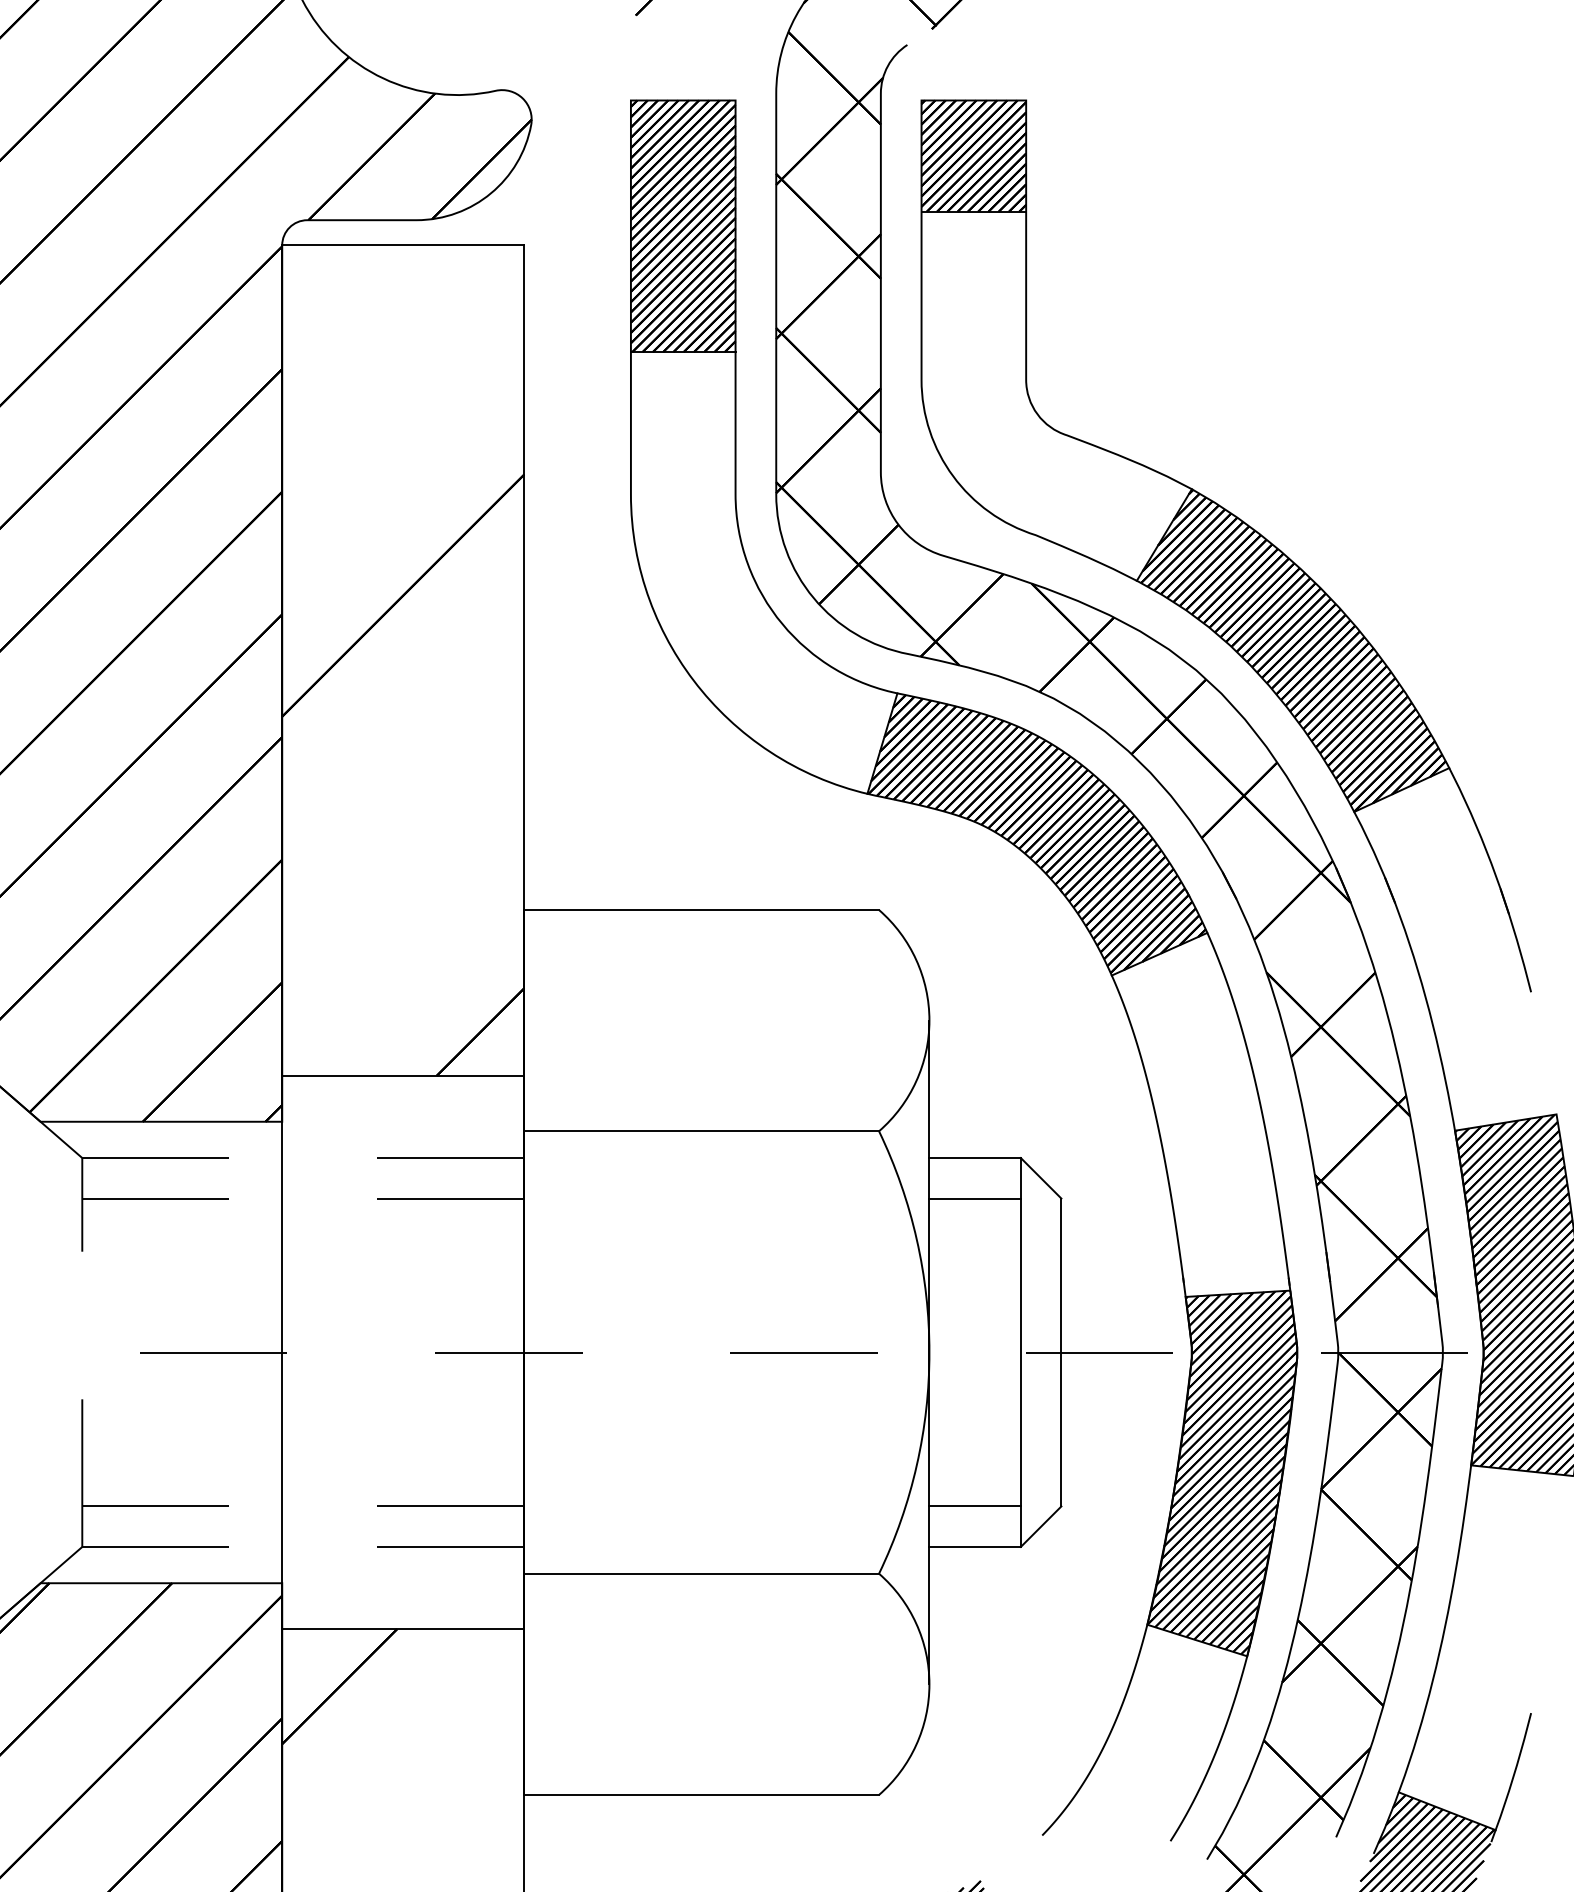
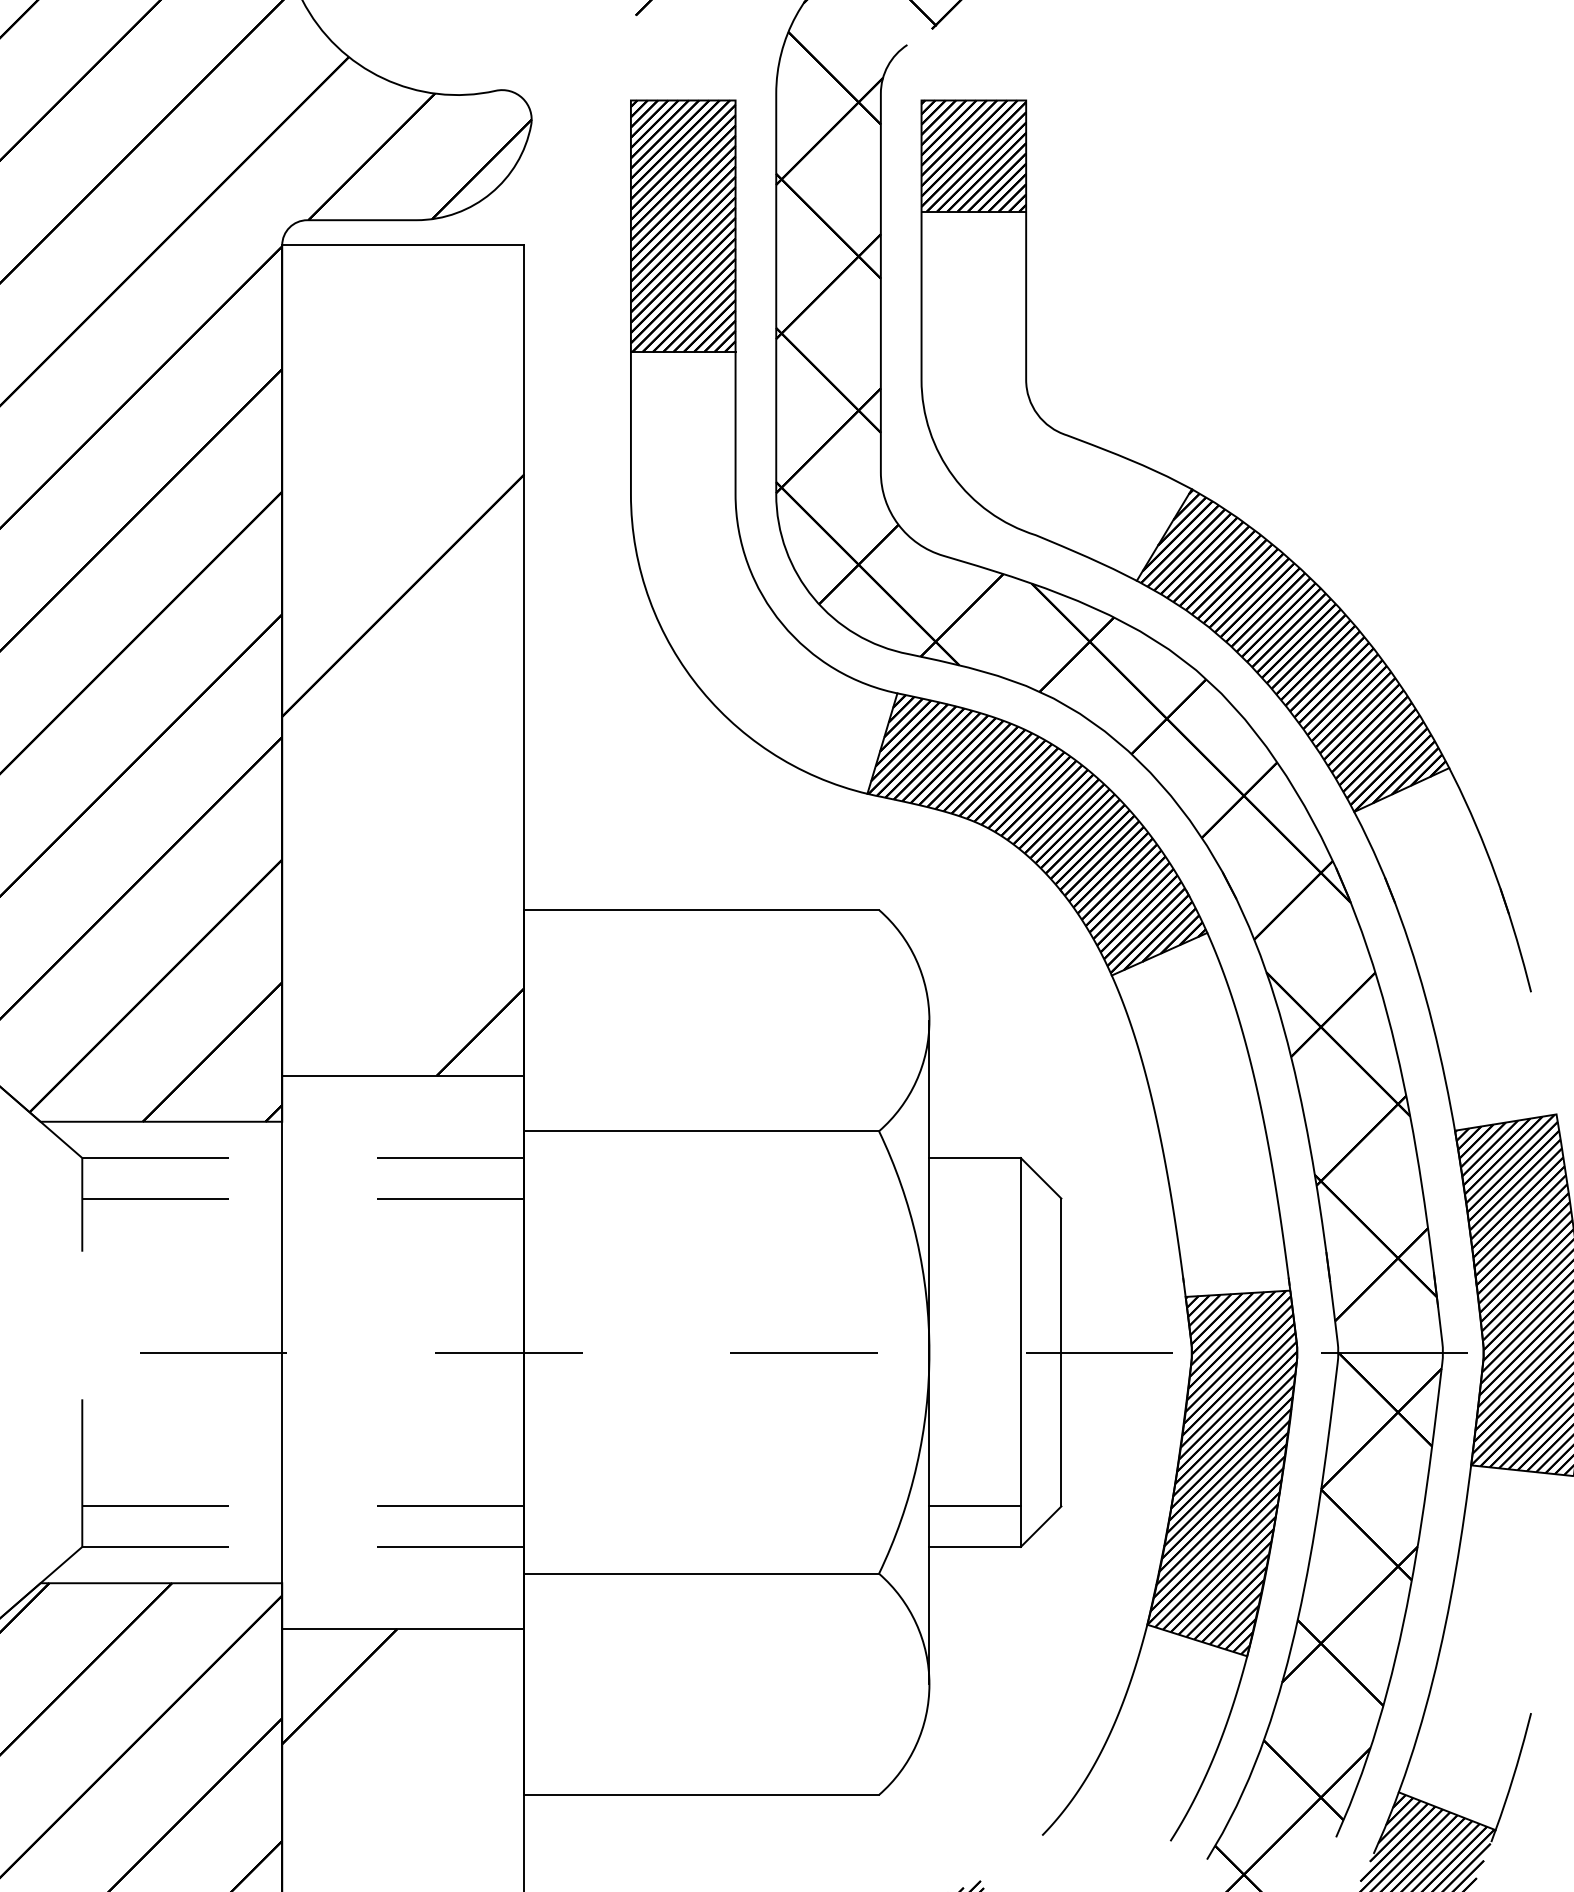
line: present -> none (974, 1198)
